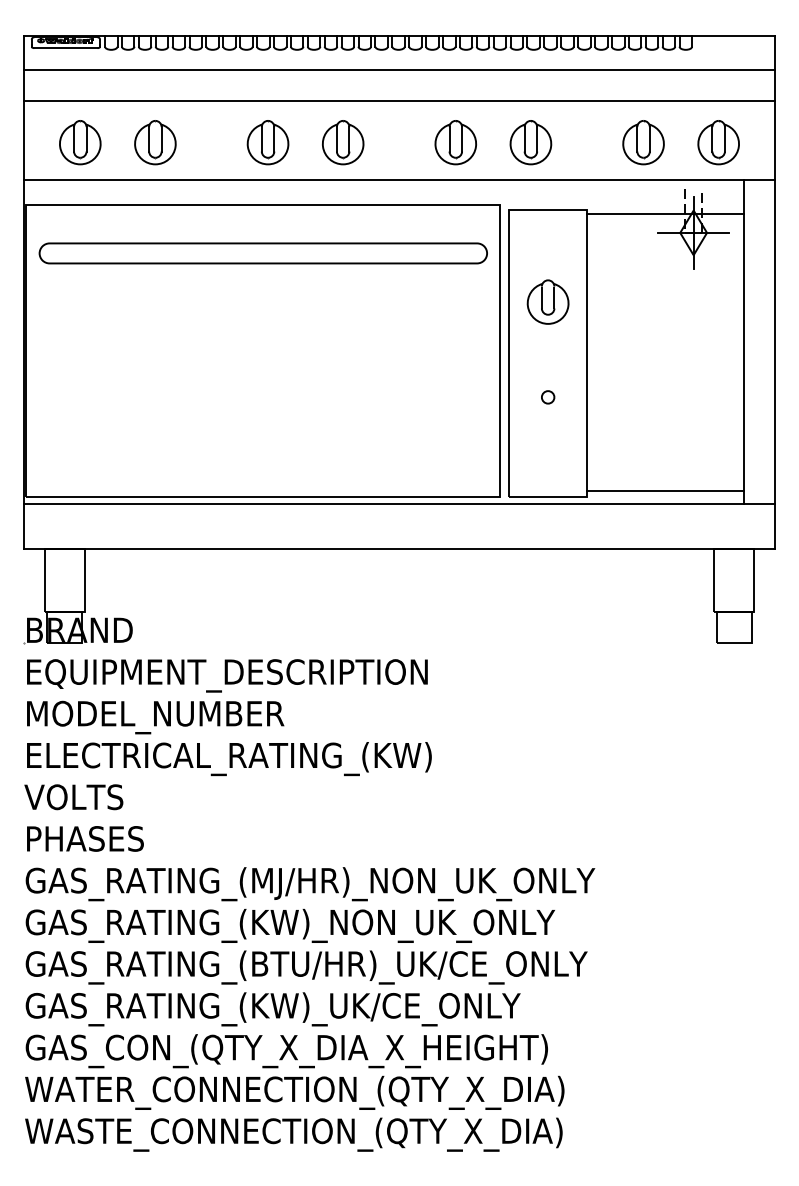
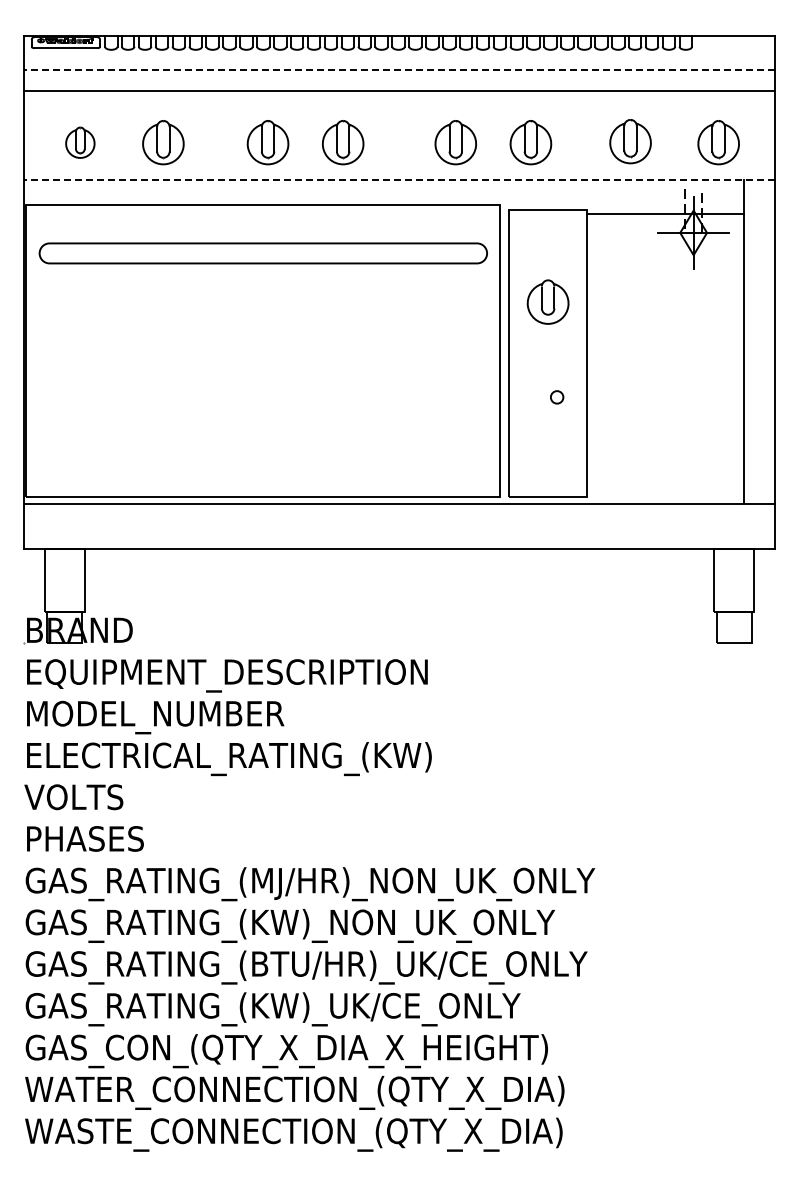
line: solid -> dashed (399, 70)
line position: (399, 100) -> (399, 90) (399, 90)
part size: 43x46 px -> 31x33 px (80, 142)
part position: (155, 142) -> (163, 142) (163, 142)
part position: (643, 142) -> (630, 141) (630, 141)
line: solid -> dashed (399, 179)
circle position: (548, 397) -> (557, 397) (557, 397)
line: present -> none (665, 491)
